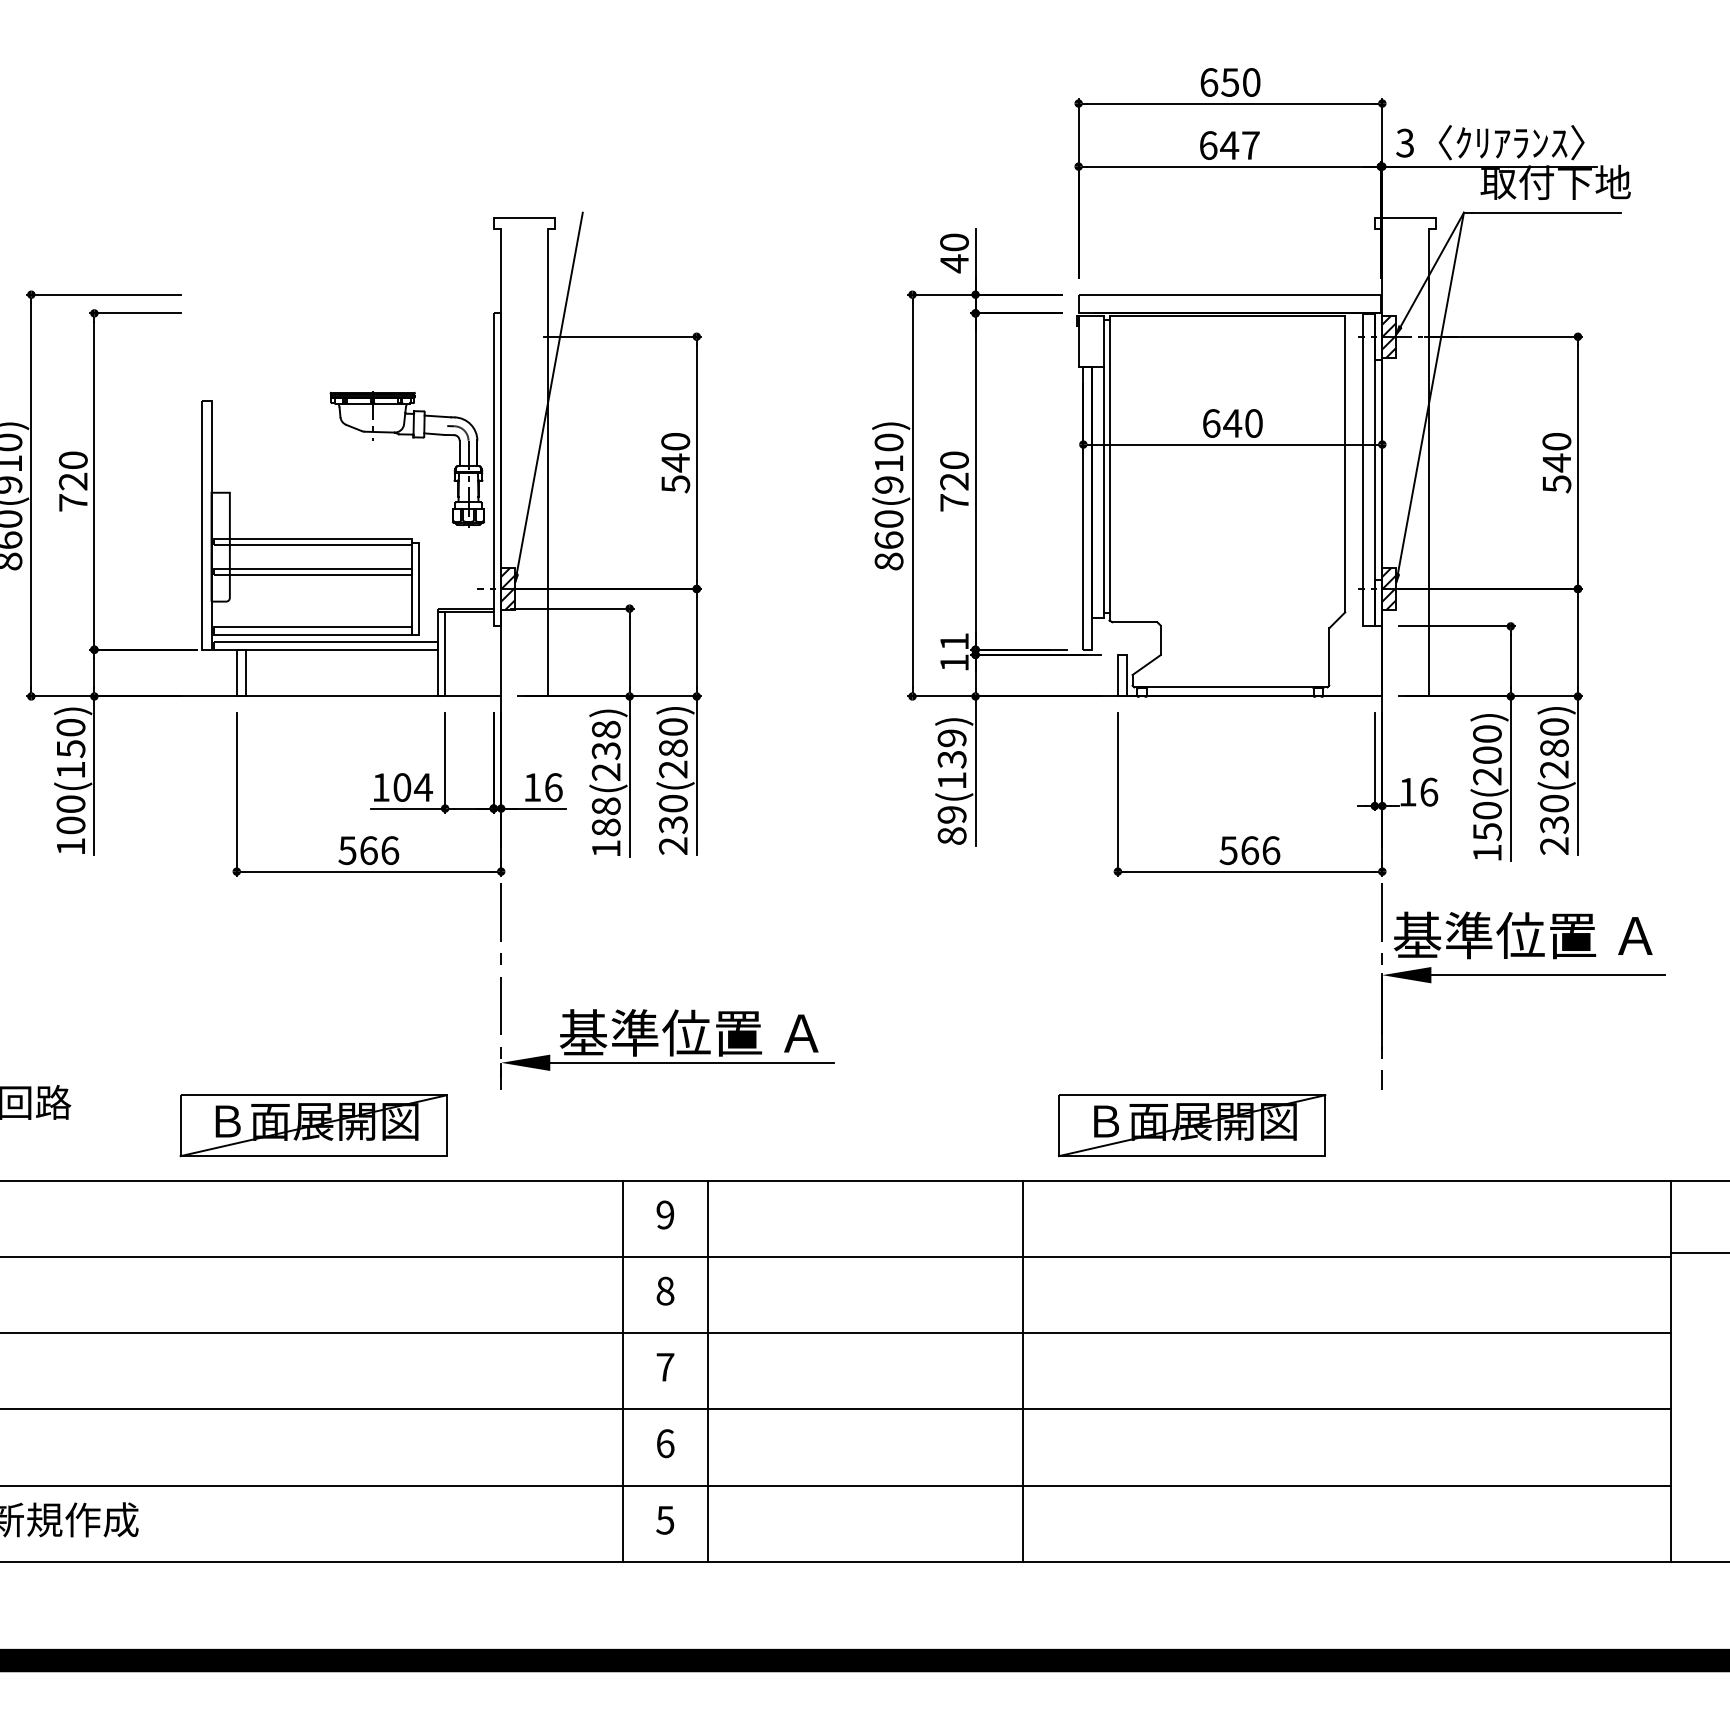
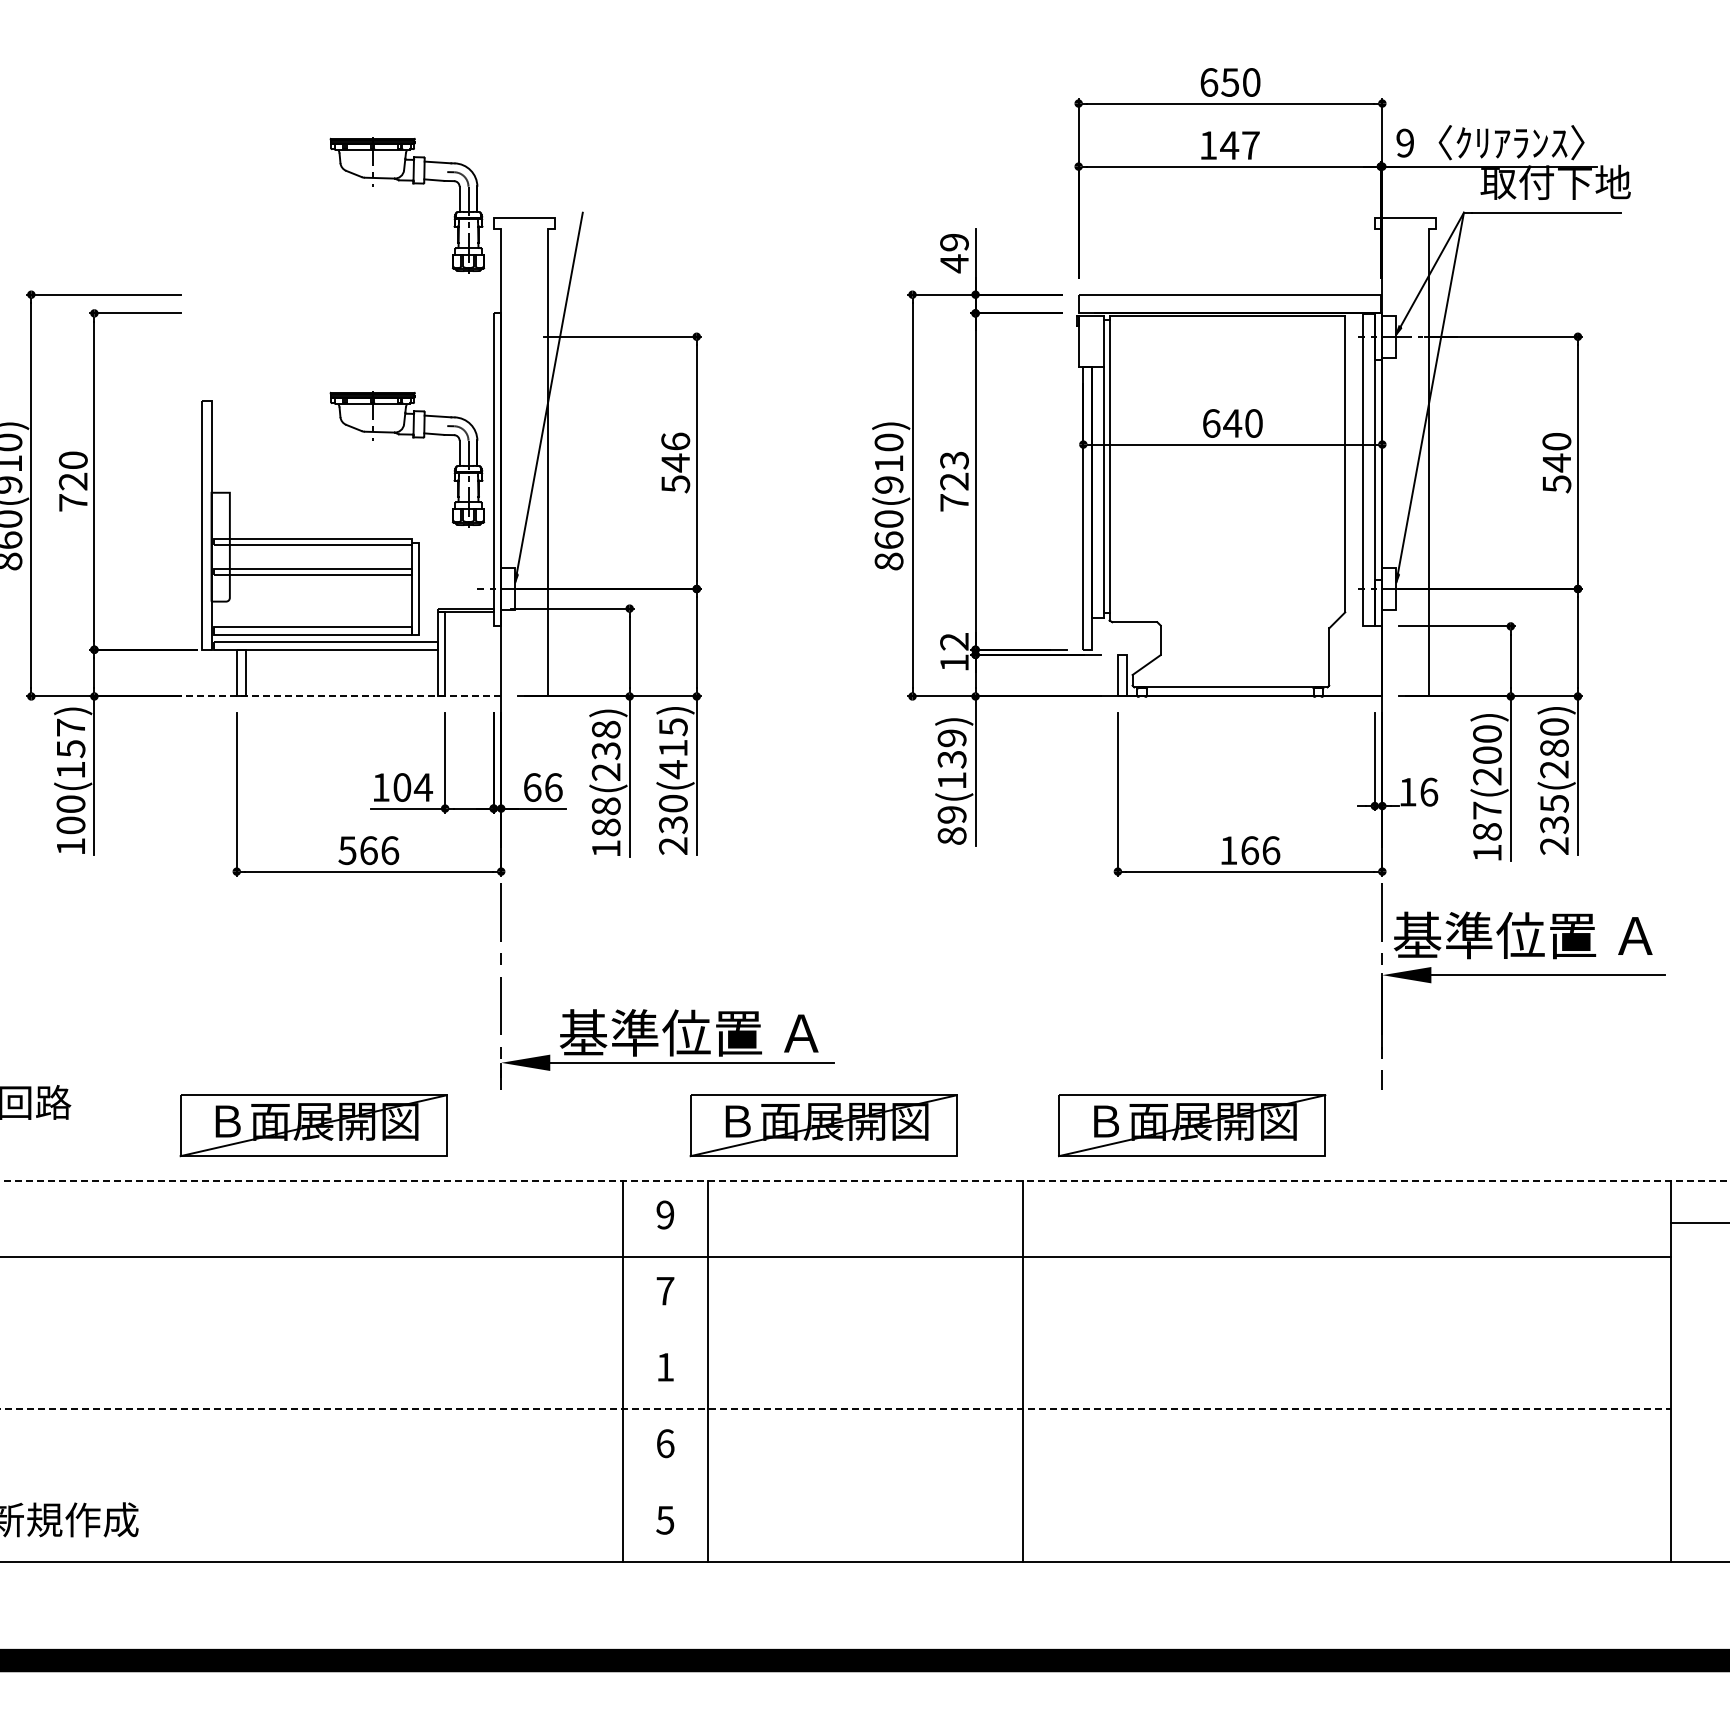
text: 3 -> 9 (1404, 142)
text: 647 -> 147 (1208, 145)
part: none -> present (412, 184)
text: 40 -> 49 (954, 242)
hatch: present -> none (1389, 336)
text: 540 -> 546 (675, 441)
text: 720 -> 723 (954, 460)
hatch: present -> none (508, 588)
hatch: present -> none (1389, 588)
text: 11 -> 12 (954, 641)
line: solid -> dashed (321, 696)
text: 100(150) -> 100(157) (70, 727)
text: 230(280) -> 230(415) (673, 748)
text: 16 -> 66 (532, 787)
text: 230(280) -> 235(280) (1554, 803)
text: 150(200) -> 187(200) (1487, 821)
text: 566 -> 166 (1228, 850)
part: none -> present (823, 1125)
line: solid -> dashed (865, 1180)
line position: (1698, 1252) -> (1698, 1222) (1698, 1222)
text: 8 -> 7 (665, 1290)
line: present -> none (836, 1332)
text: 7 -> 1 (665, 1367)
line: solid -> dashed (835, 1409)
line: present -> none (836, 1485)
